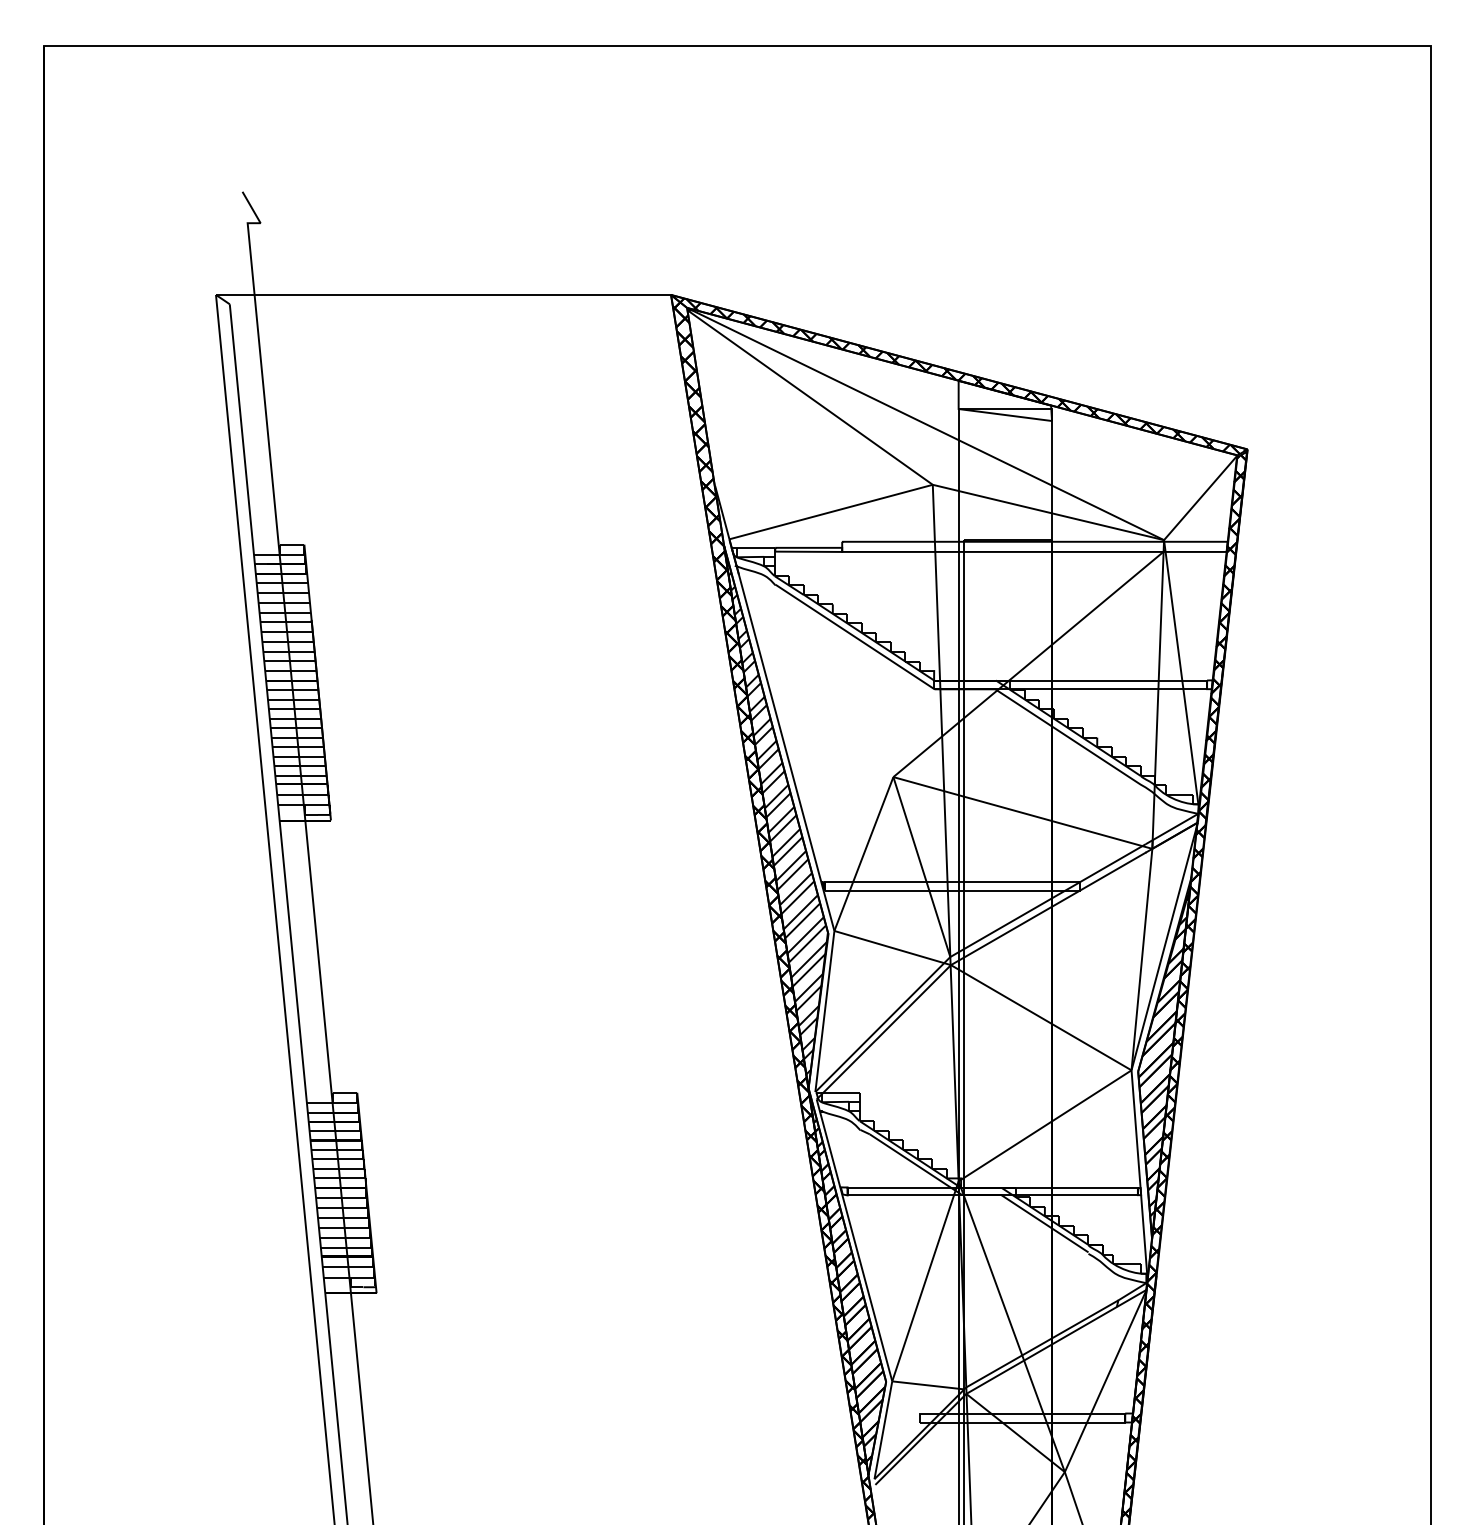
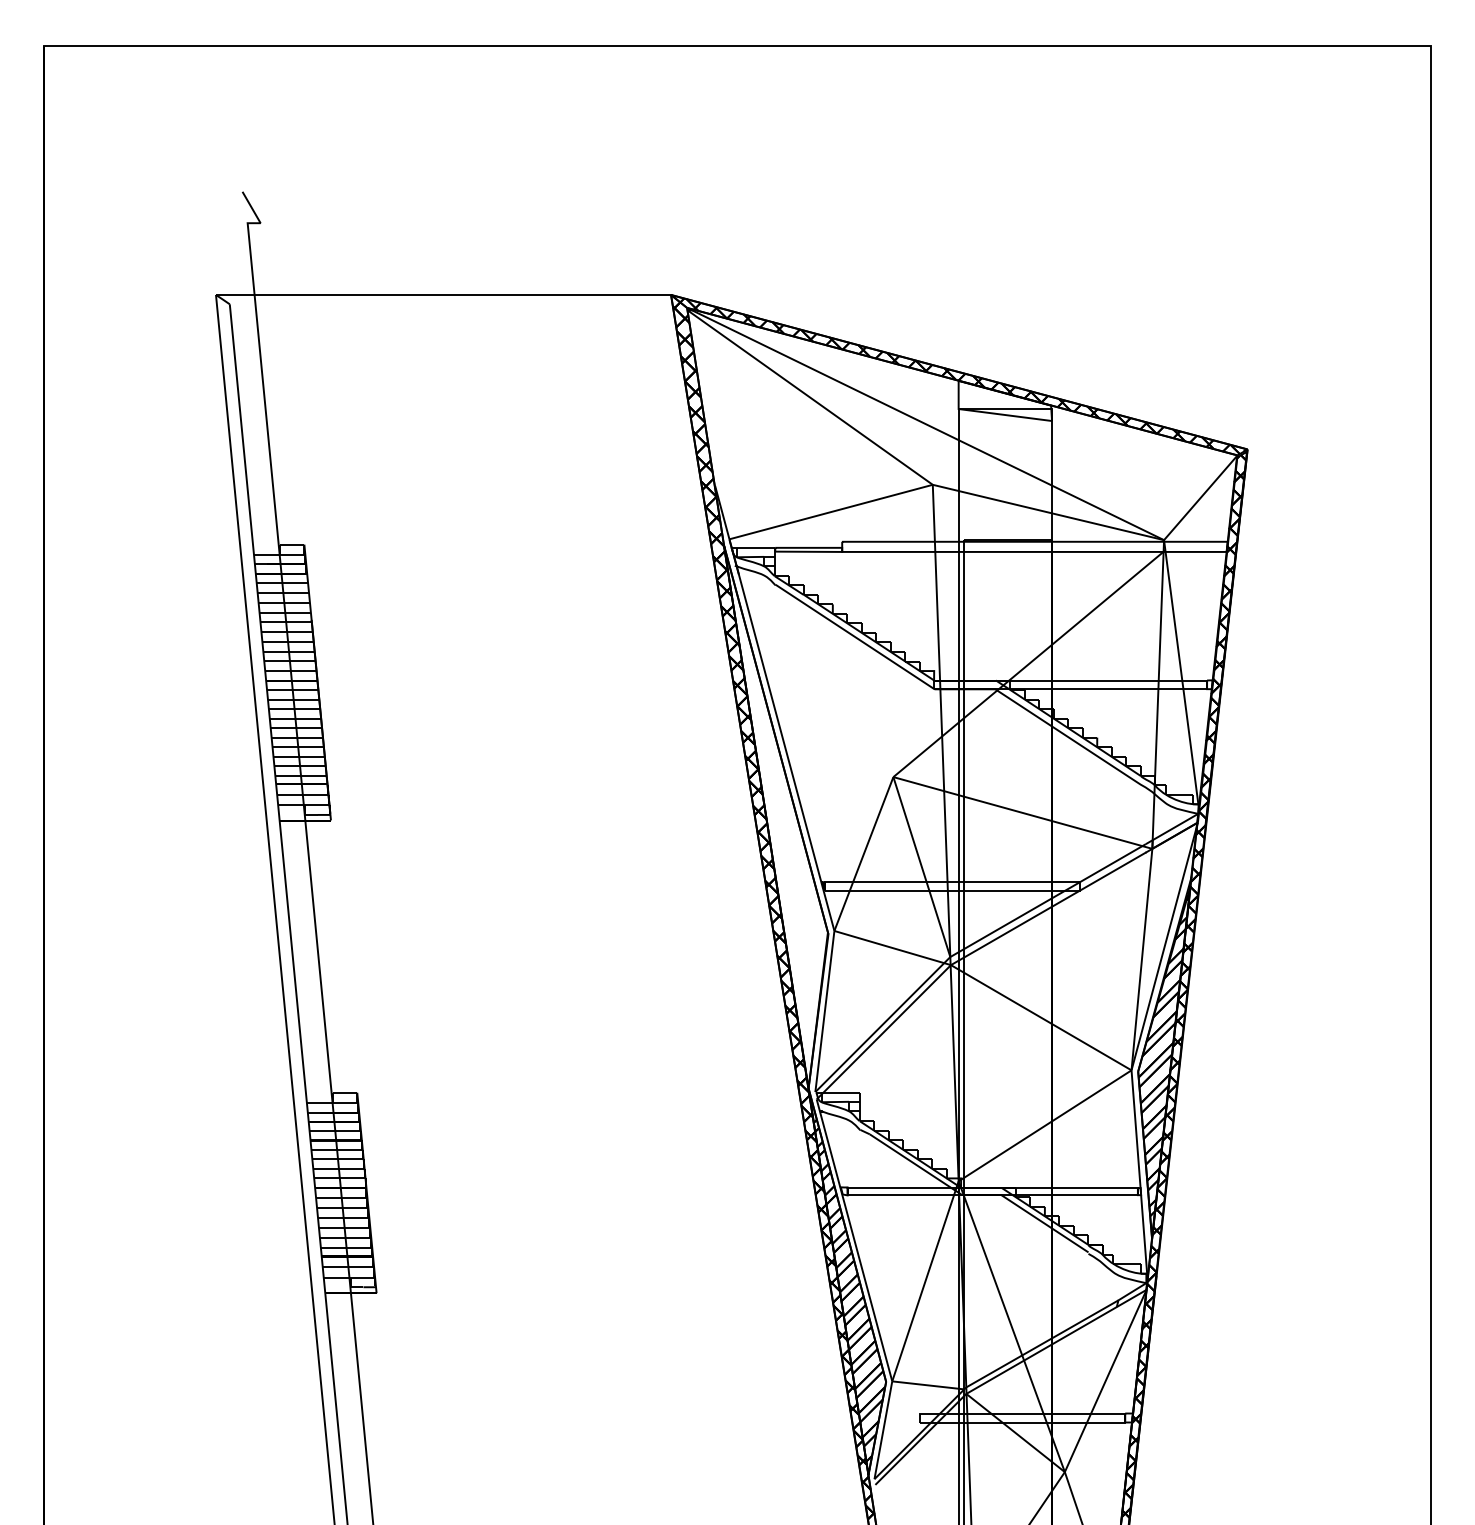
hatch: present -> none (775, 816)
